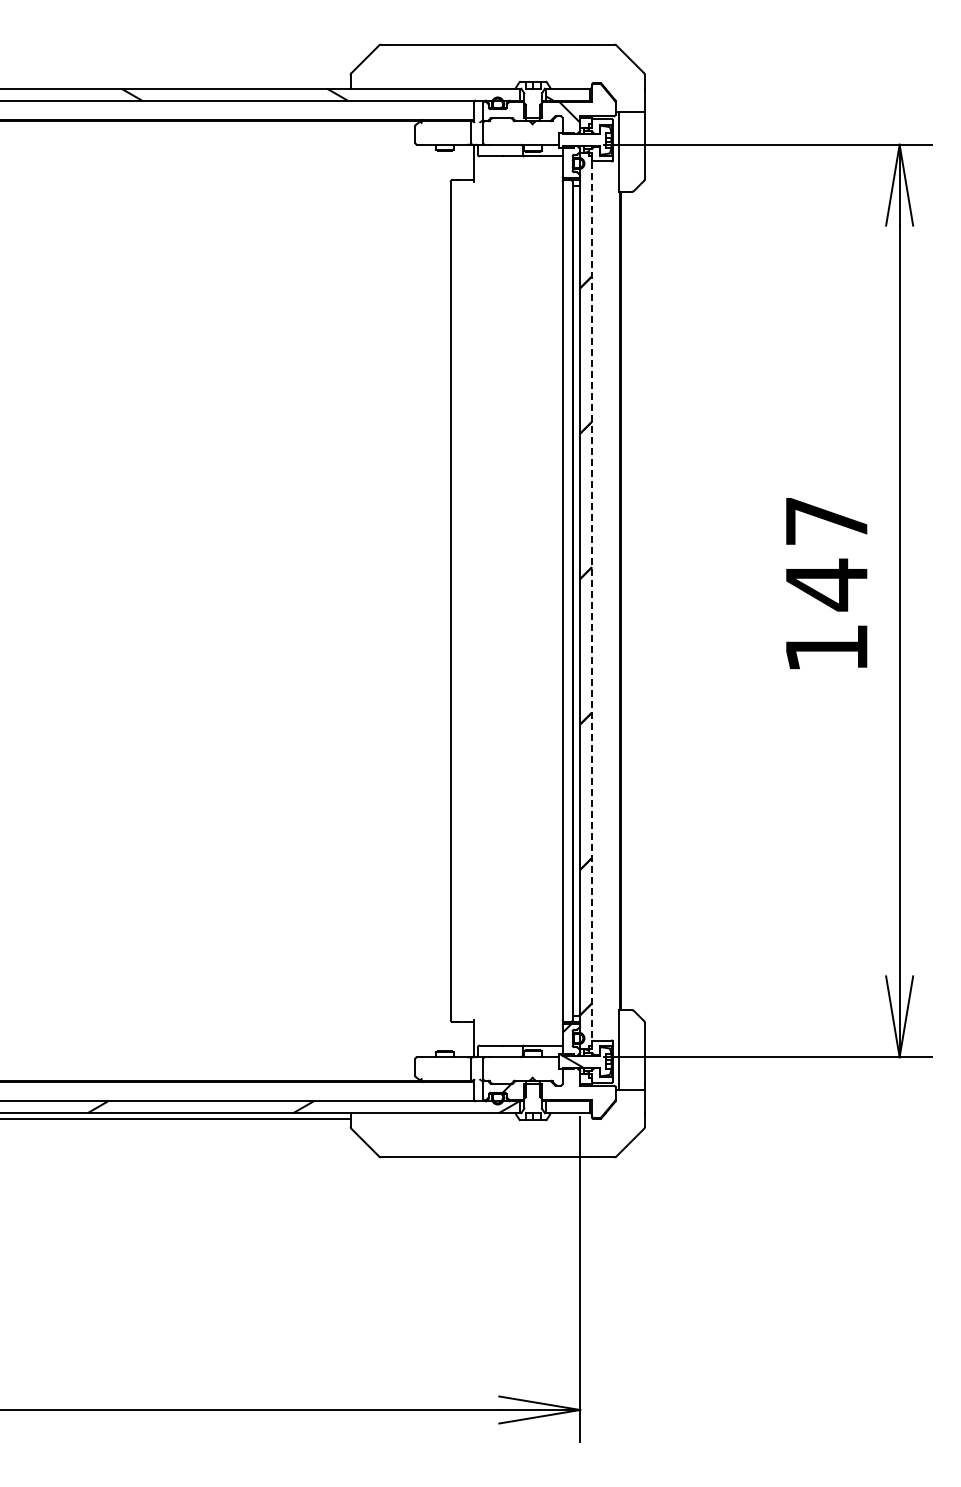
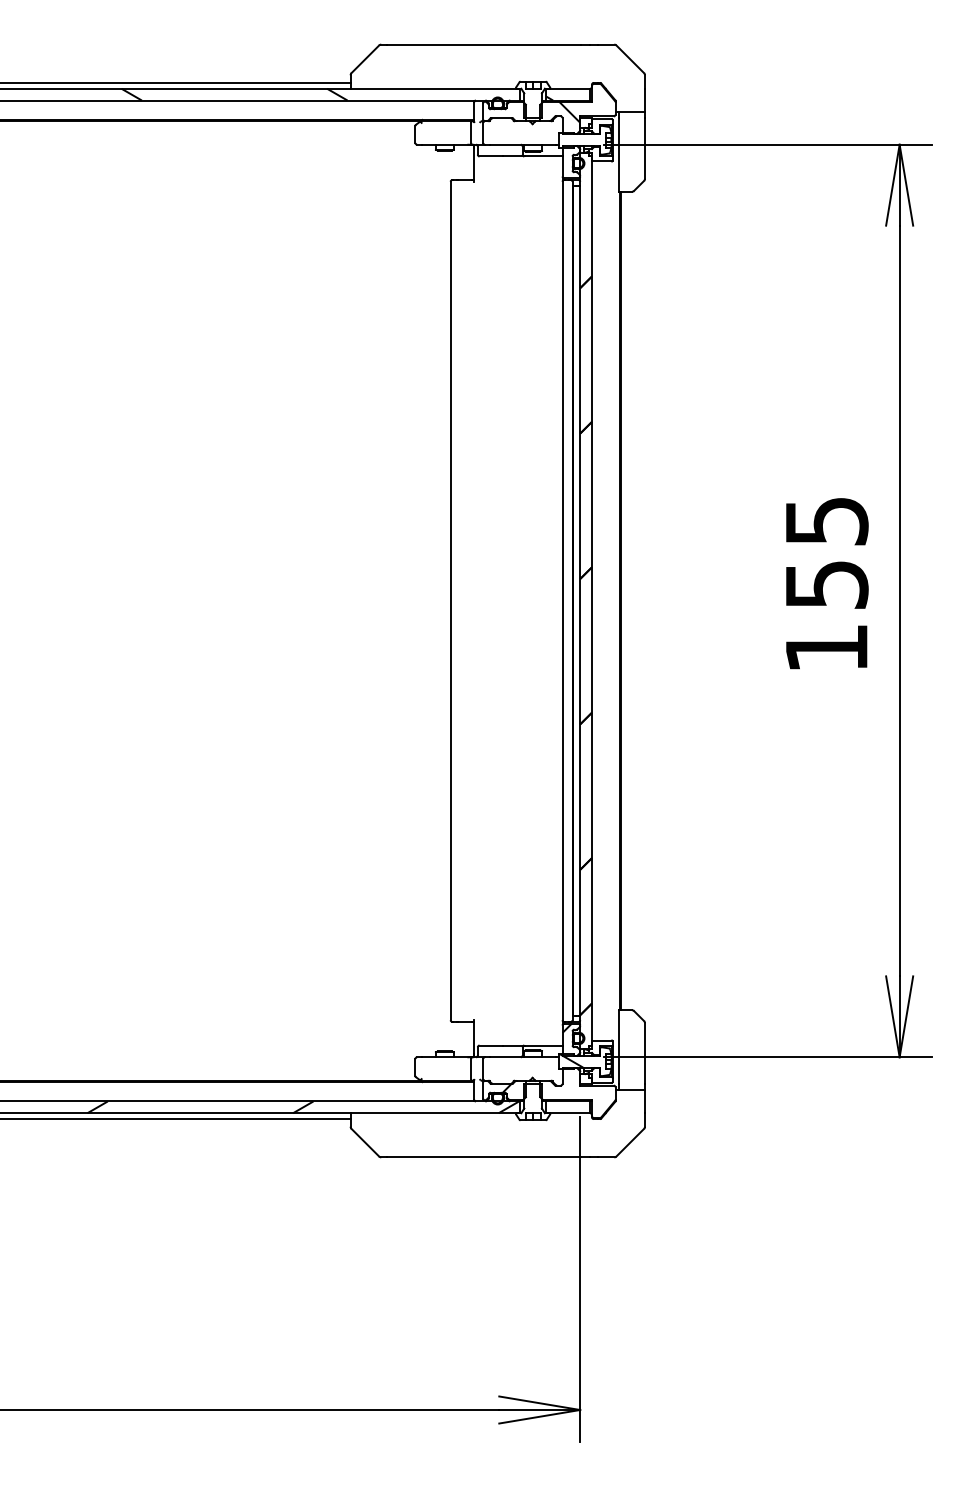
line: none -> present (176, 82)
text: 147 -> 155 (827, 554)
line: dashed -> solid (592, 600)
